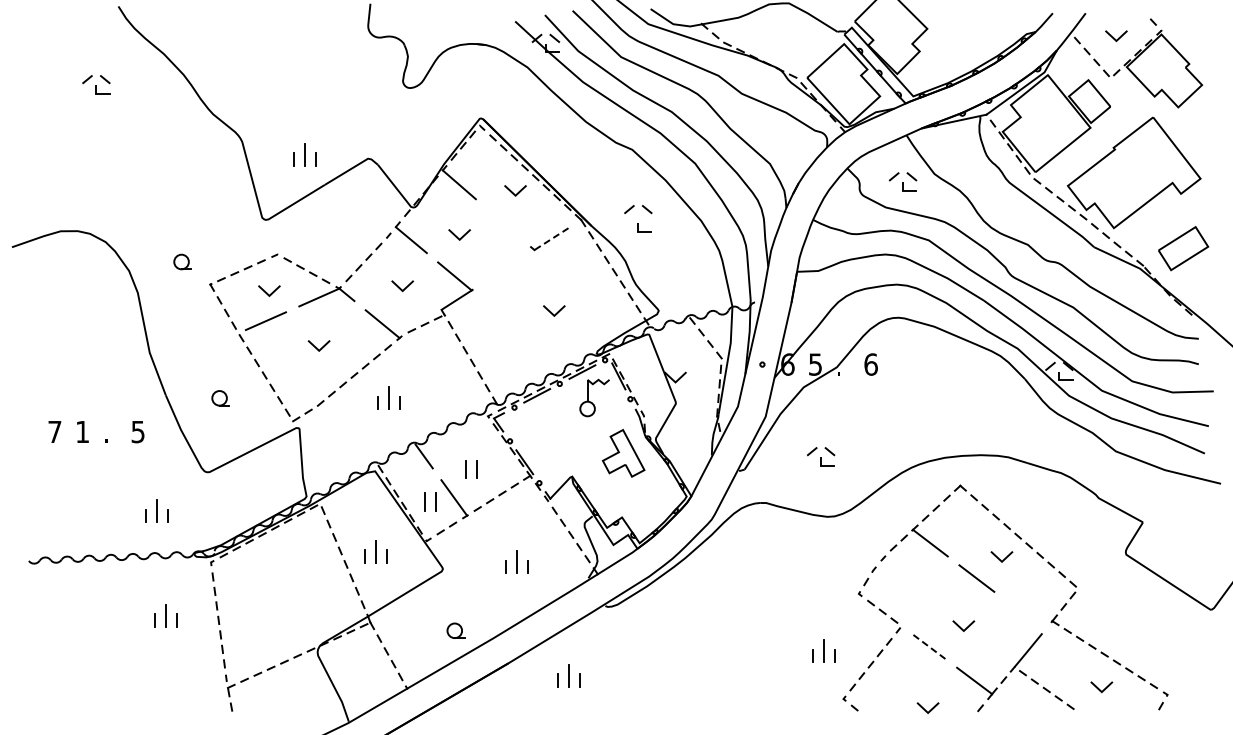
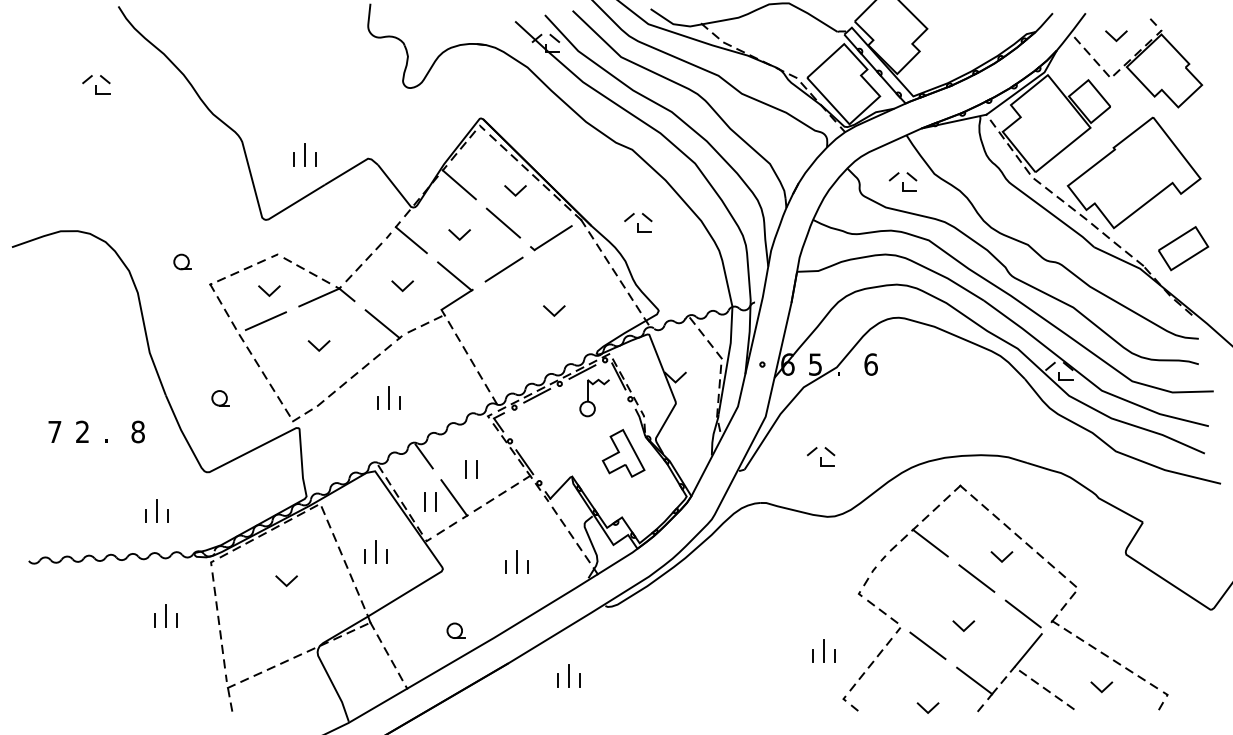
part position: (638, 209) -> (638, 217) (638, 217)
line: none -> present (503, 222)
line: dashed -> solid (553, 238)
line: none -> present (503, 269)
text: 1 -> 2 (82, 431)
text: 5 -> 8 (137, 431)
line: none -> present (284, 582)
line: none -> present (1022, 613)
line: dashed -> solid (927, 645)
